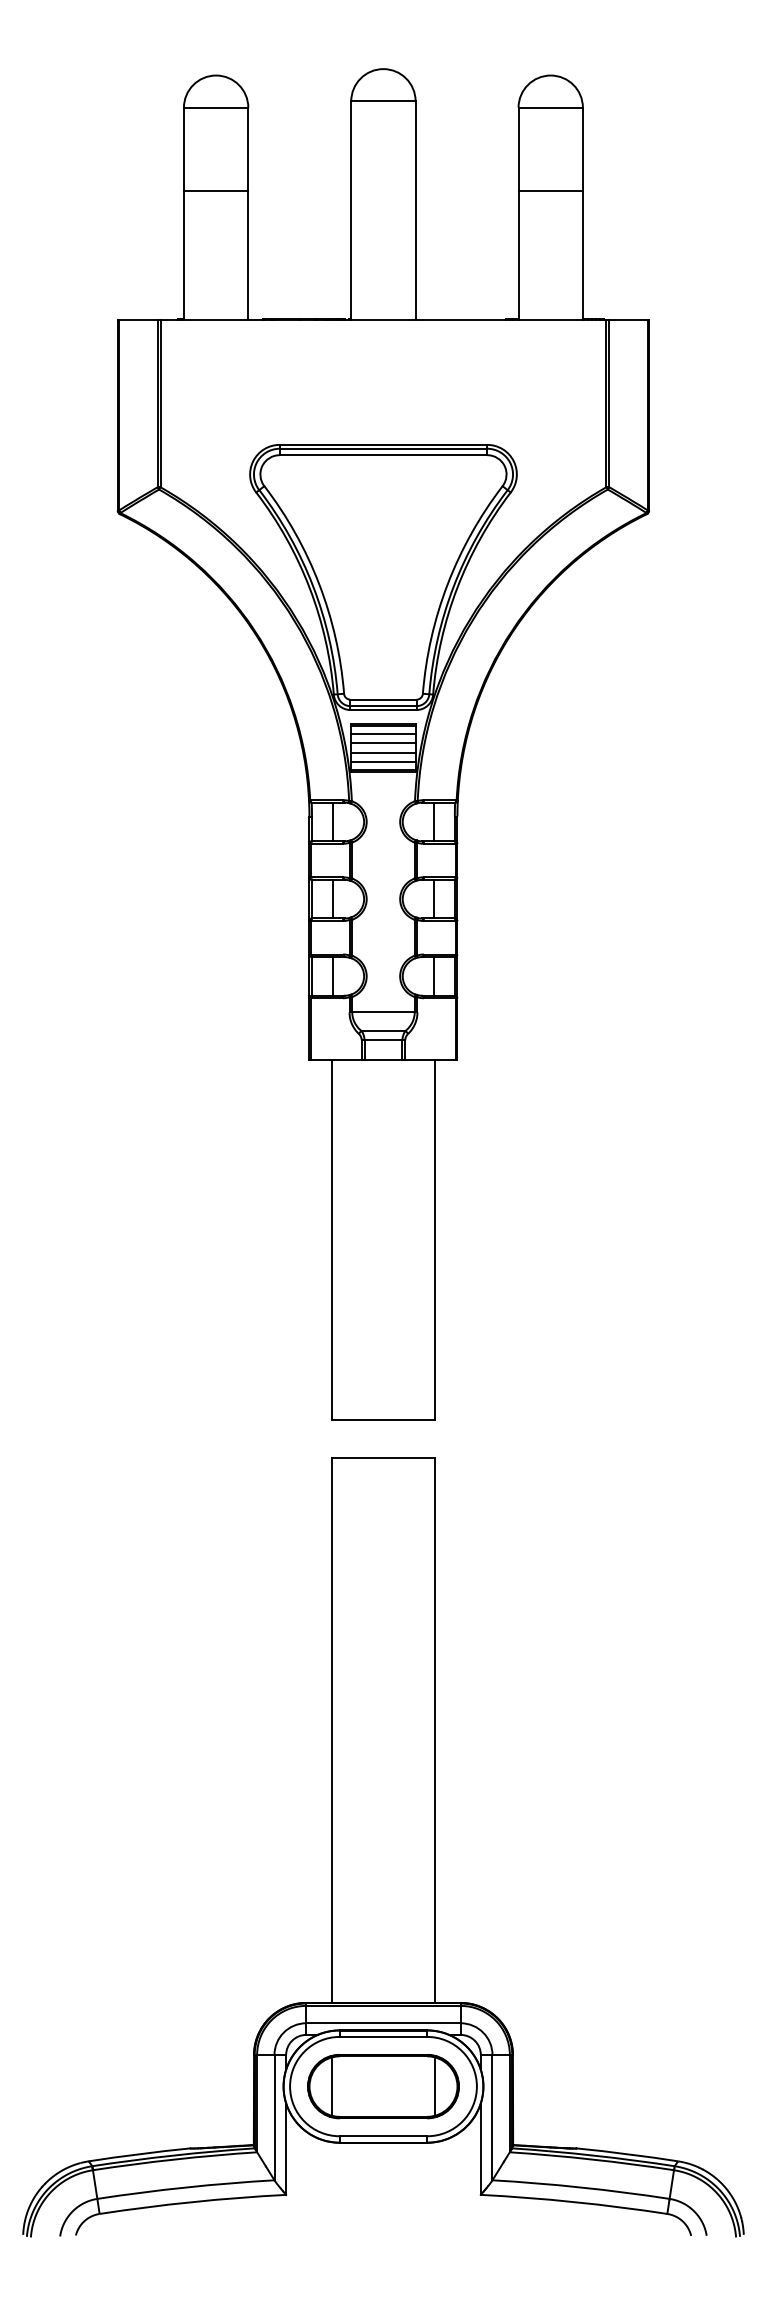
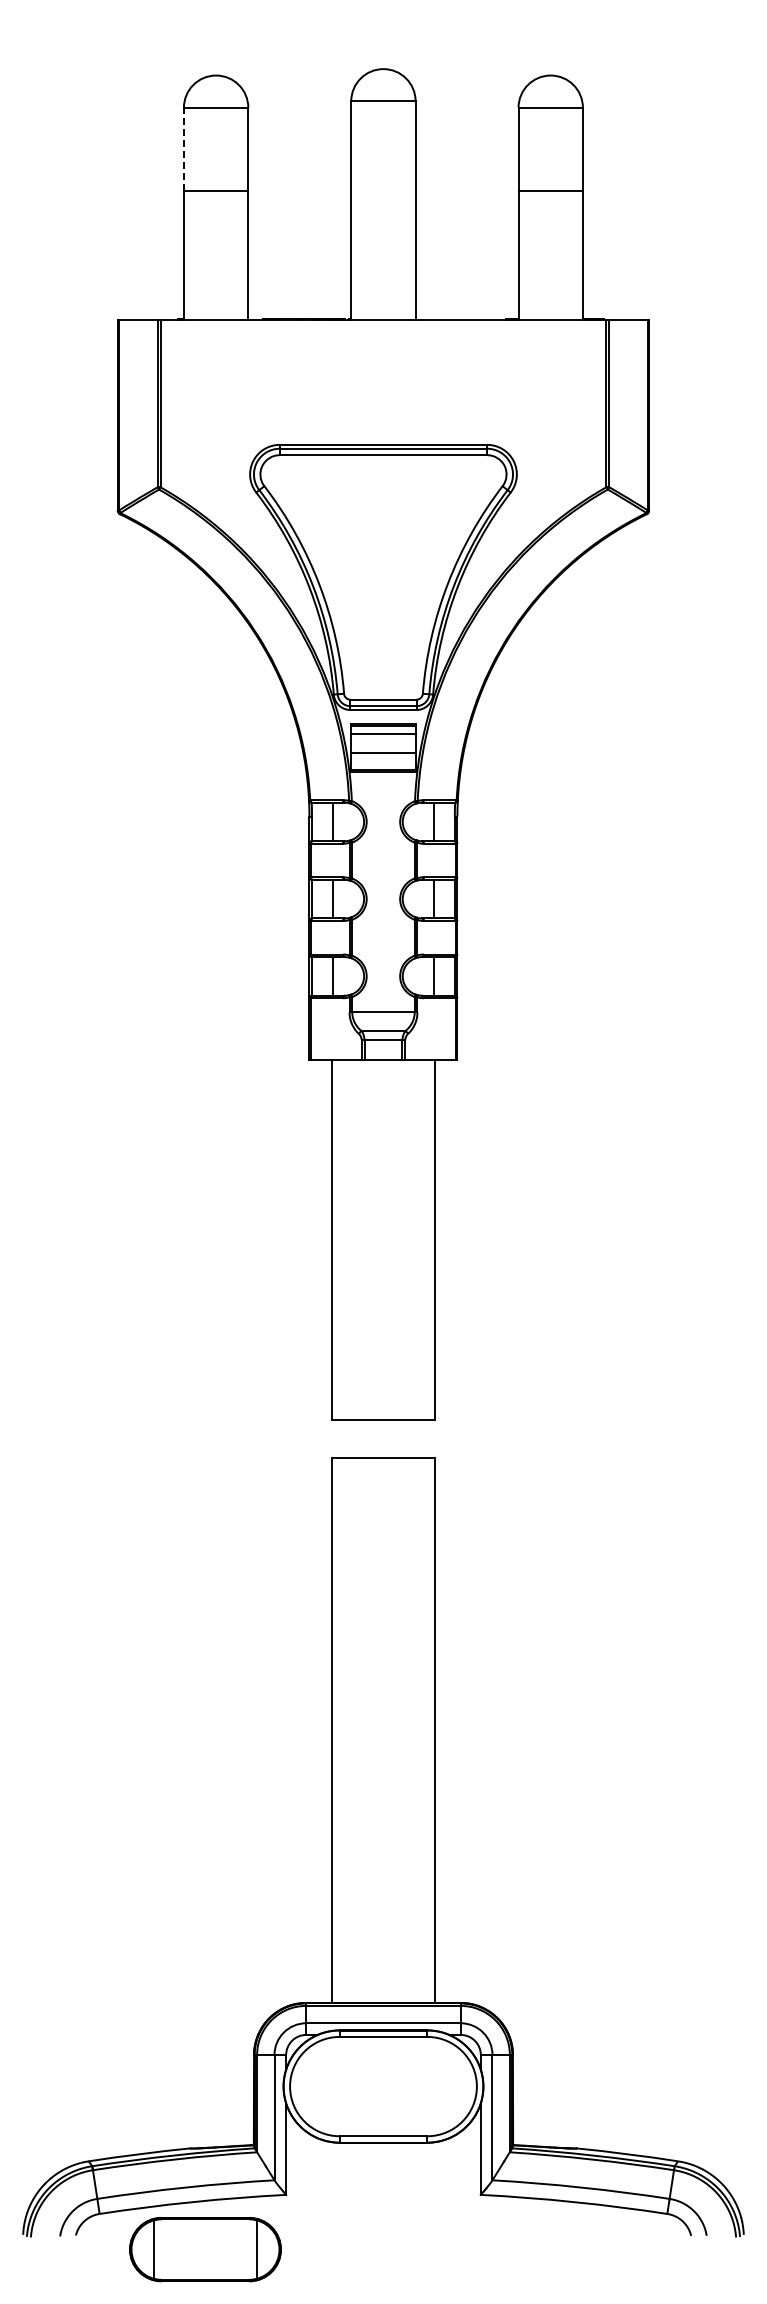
line: solid -> dashed (183, 149)
line: present -> none (383, 742)
line: present -> none (383, 762)
part position: (383, 2086) -> (205, 2249) (205, 2249)
